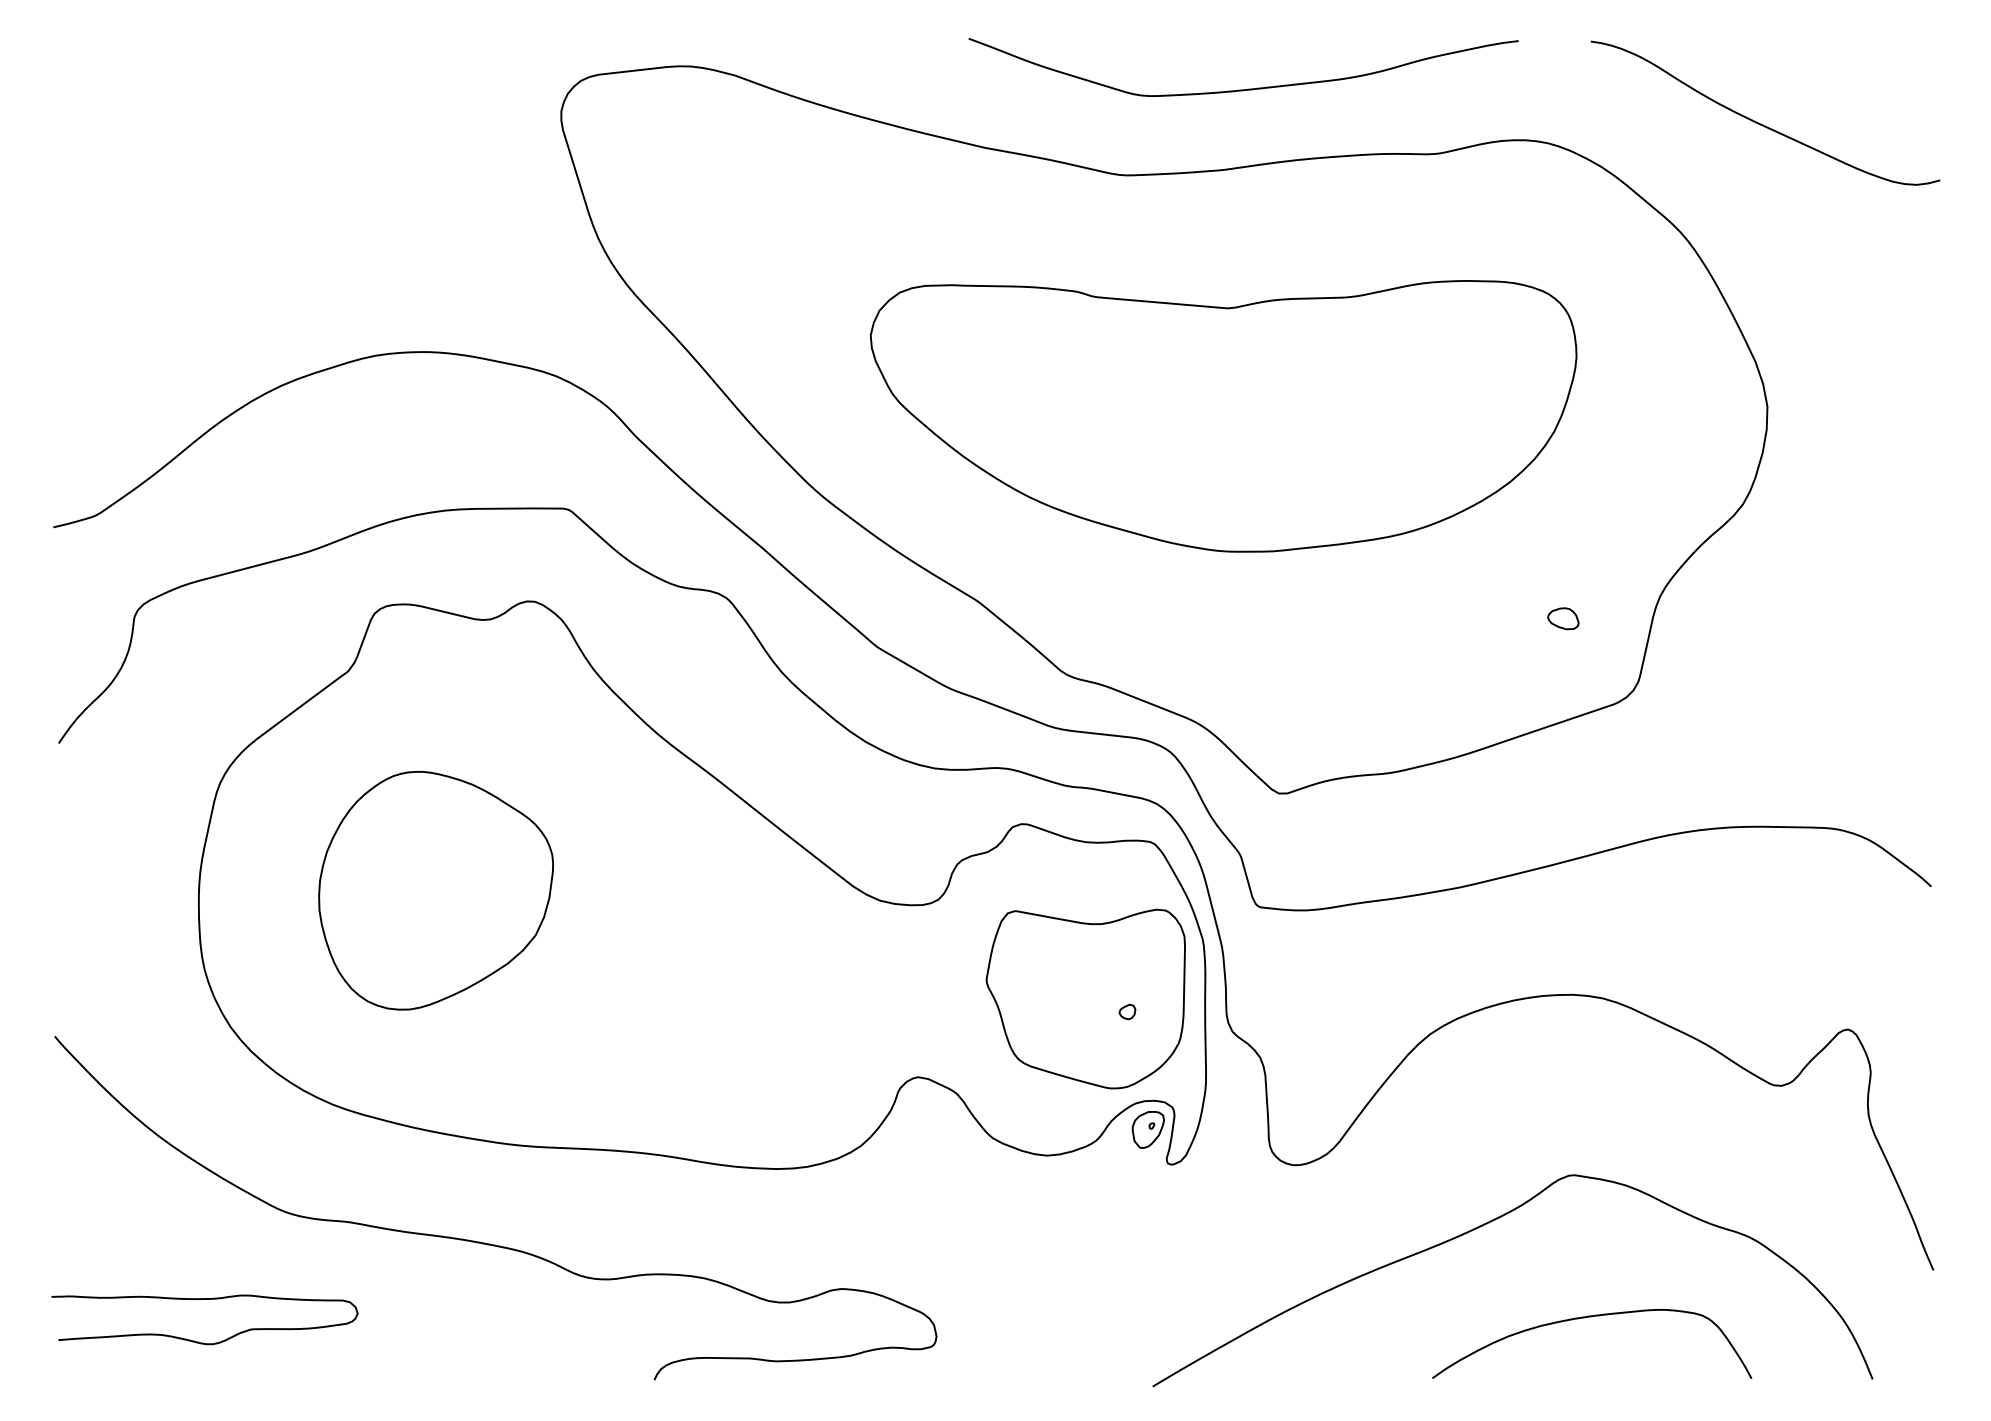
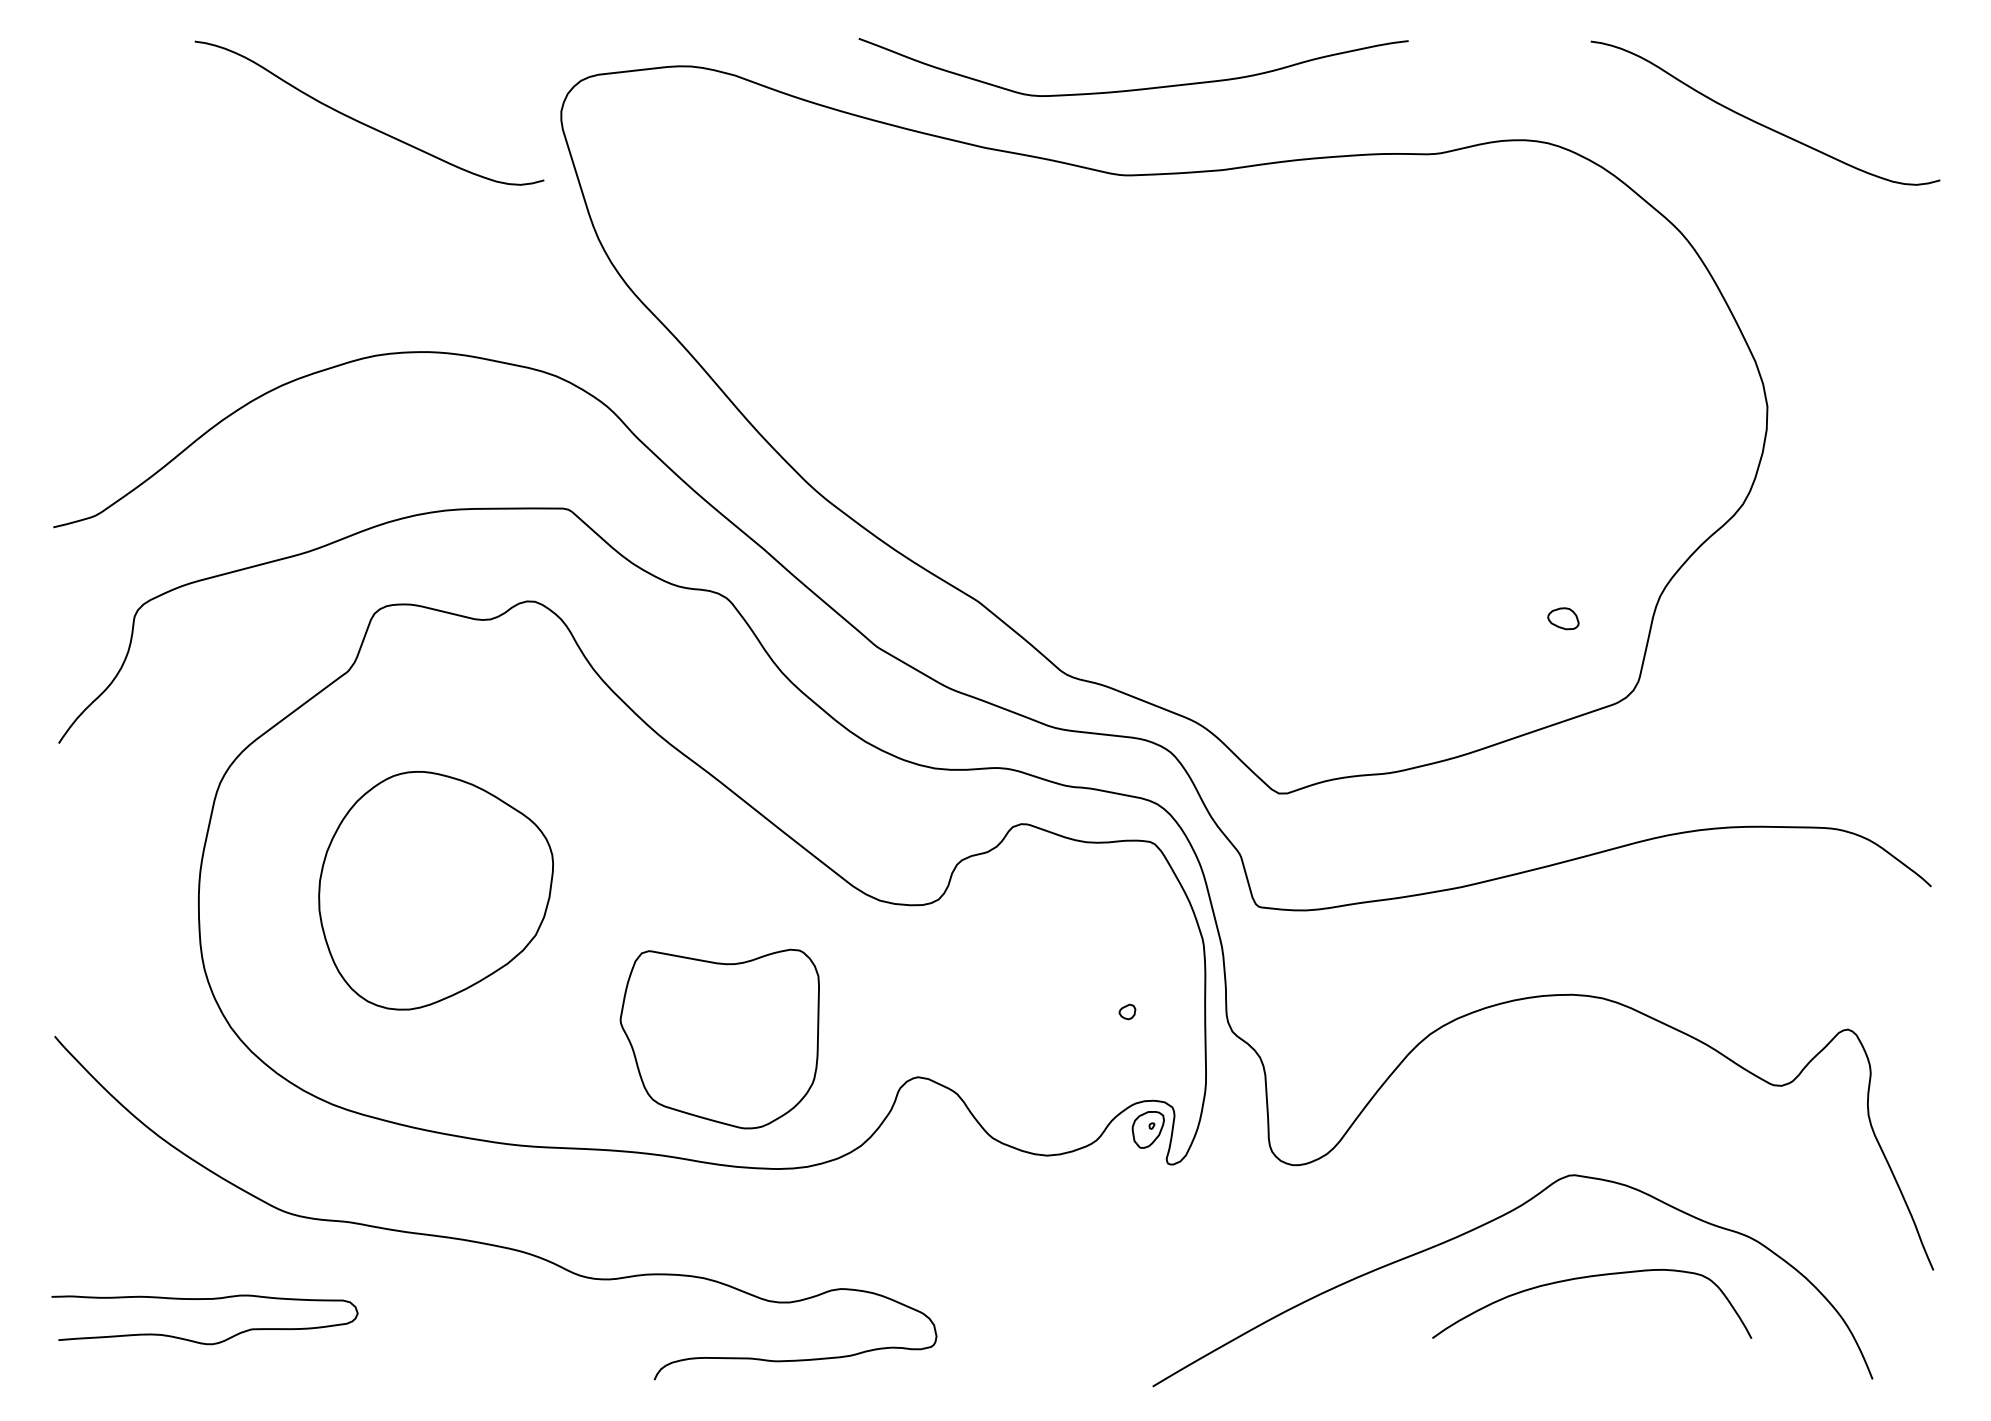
curve position: (1248, 88) -> (1138, 88) (1138, 88)
curve: none -> present (363, 122)
part: present -> none (1223, 416)
part position: (1085, 998) -> (719, 1038) (719, 1038)
curve position: (1591, 1317) -> (1591, 1277) (1591, 1277)
